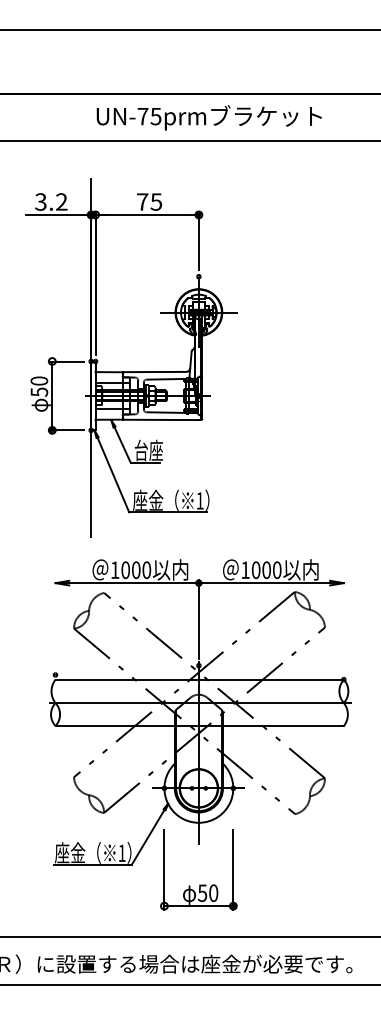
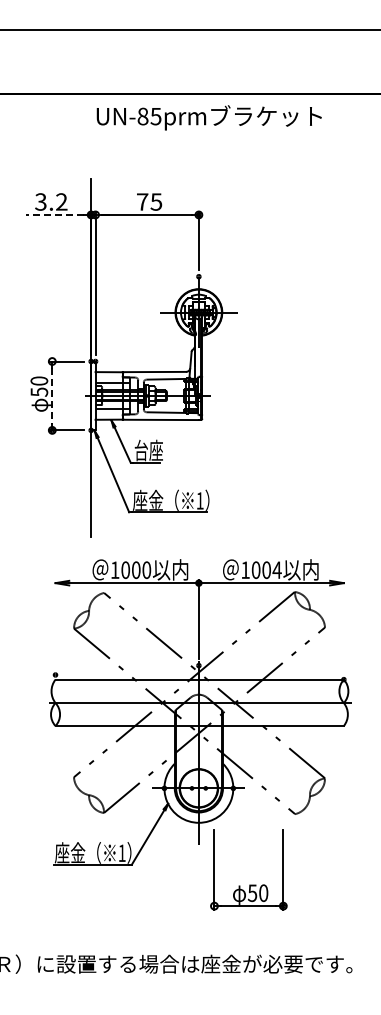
text: UN-75prm -> UN-85prm (142, 116)
line: present -> none (189, 141)
line: solid -> dashed (54, 214)
line: solid -> dashed (52, 395)
text: 1000 -> 1004 (276, 570)
part position: (199, 884) -> (249, 884) (249, 884)
line: present -> none (189, 937)
line: present -> none (189, 984)
